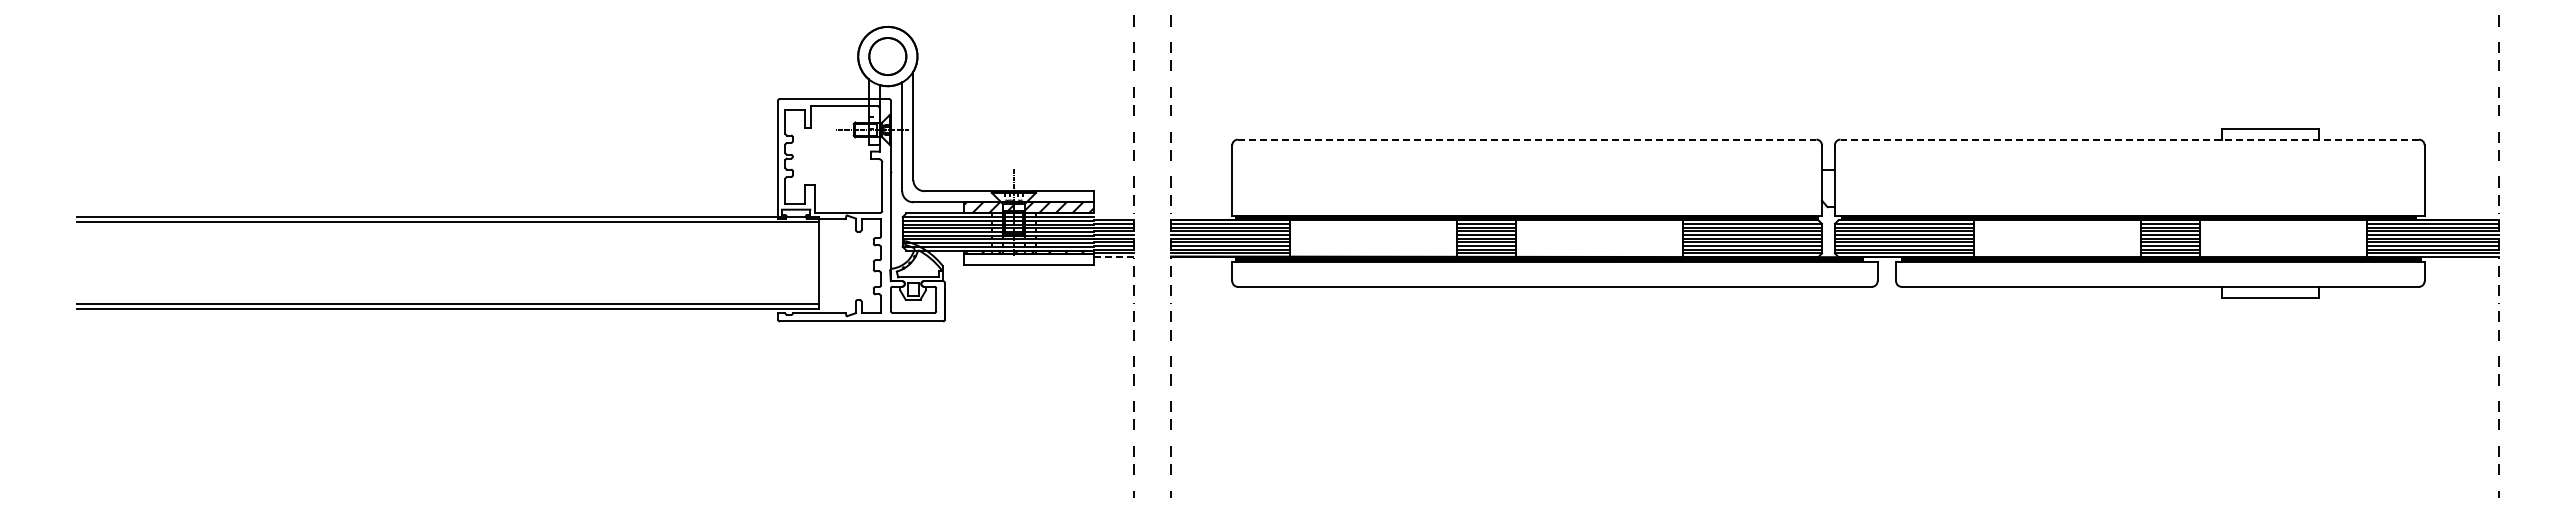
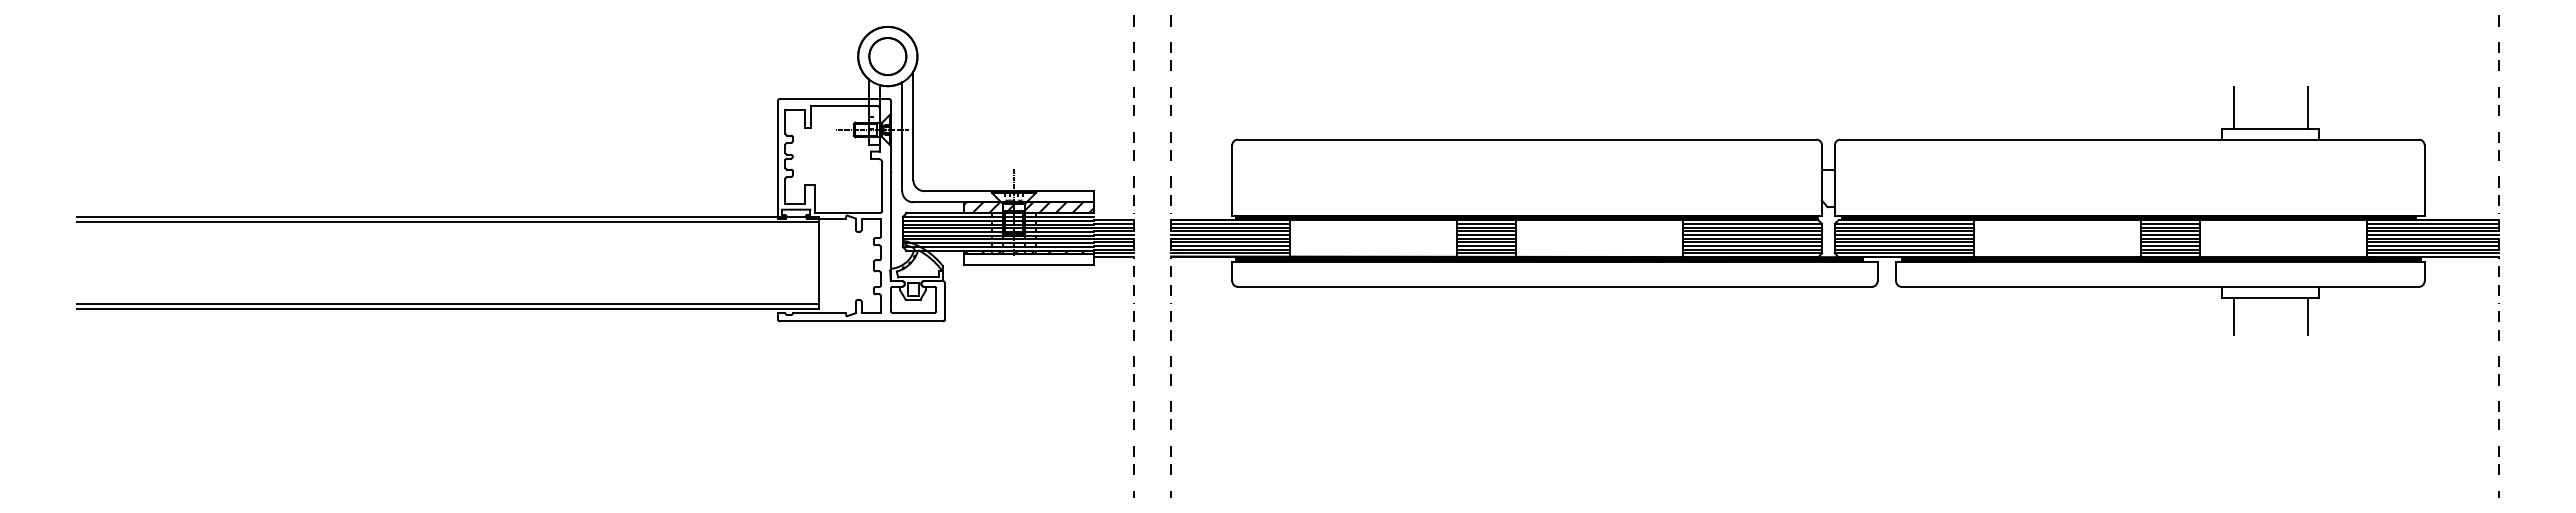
line: none -> present (2233, 107)
line: none -> present (2307, 107)
line: dashed -> solid (1527, 139)
line: dashed -> solid (2129, 139)
line: dashed -> solid (1114, 257)
line: none -> present (2233, 316)
line: none -> present (2307, 316)
